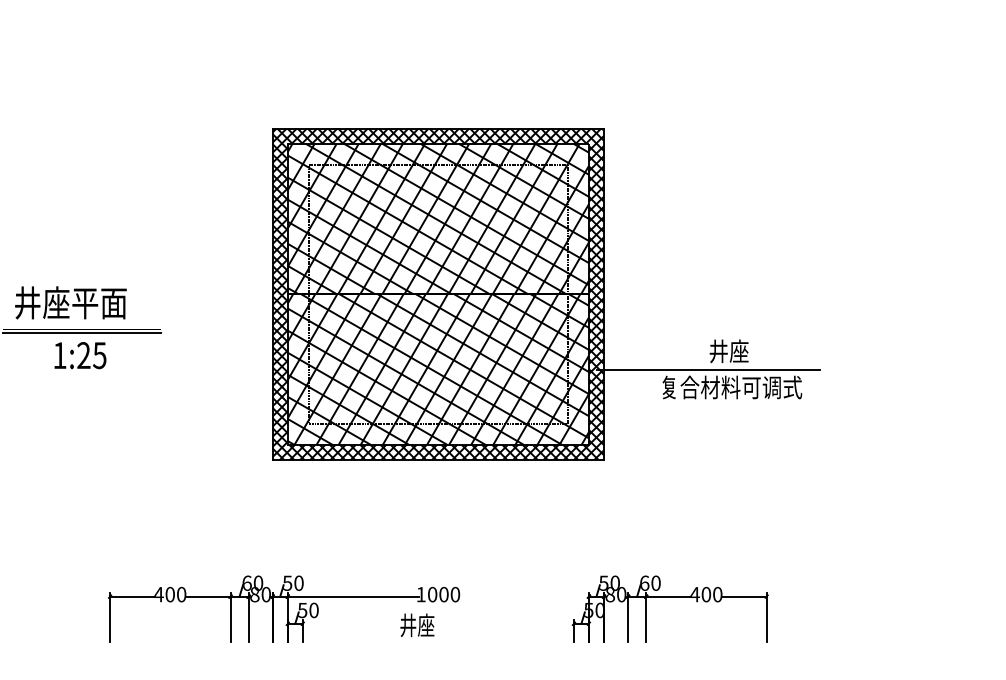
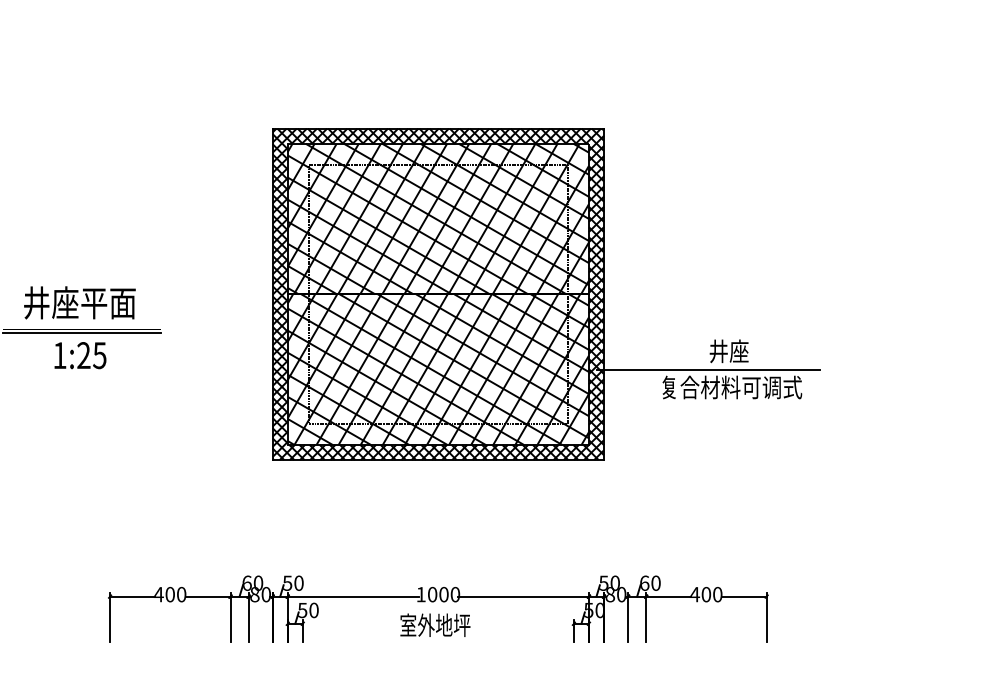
text position: (70, 302) -> (79, 302) (79, 302)
line: none -> present (523, 596)
text: 井座 -> 室外地坪 (435, 625)
